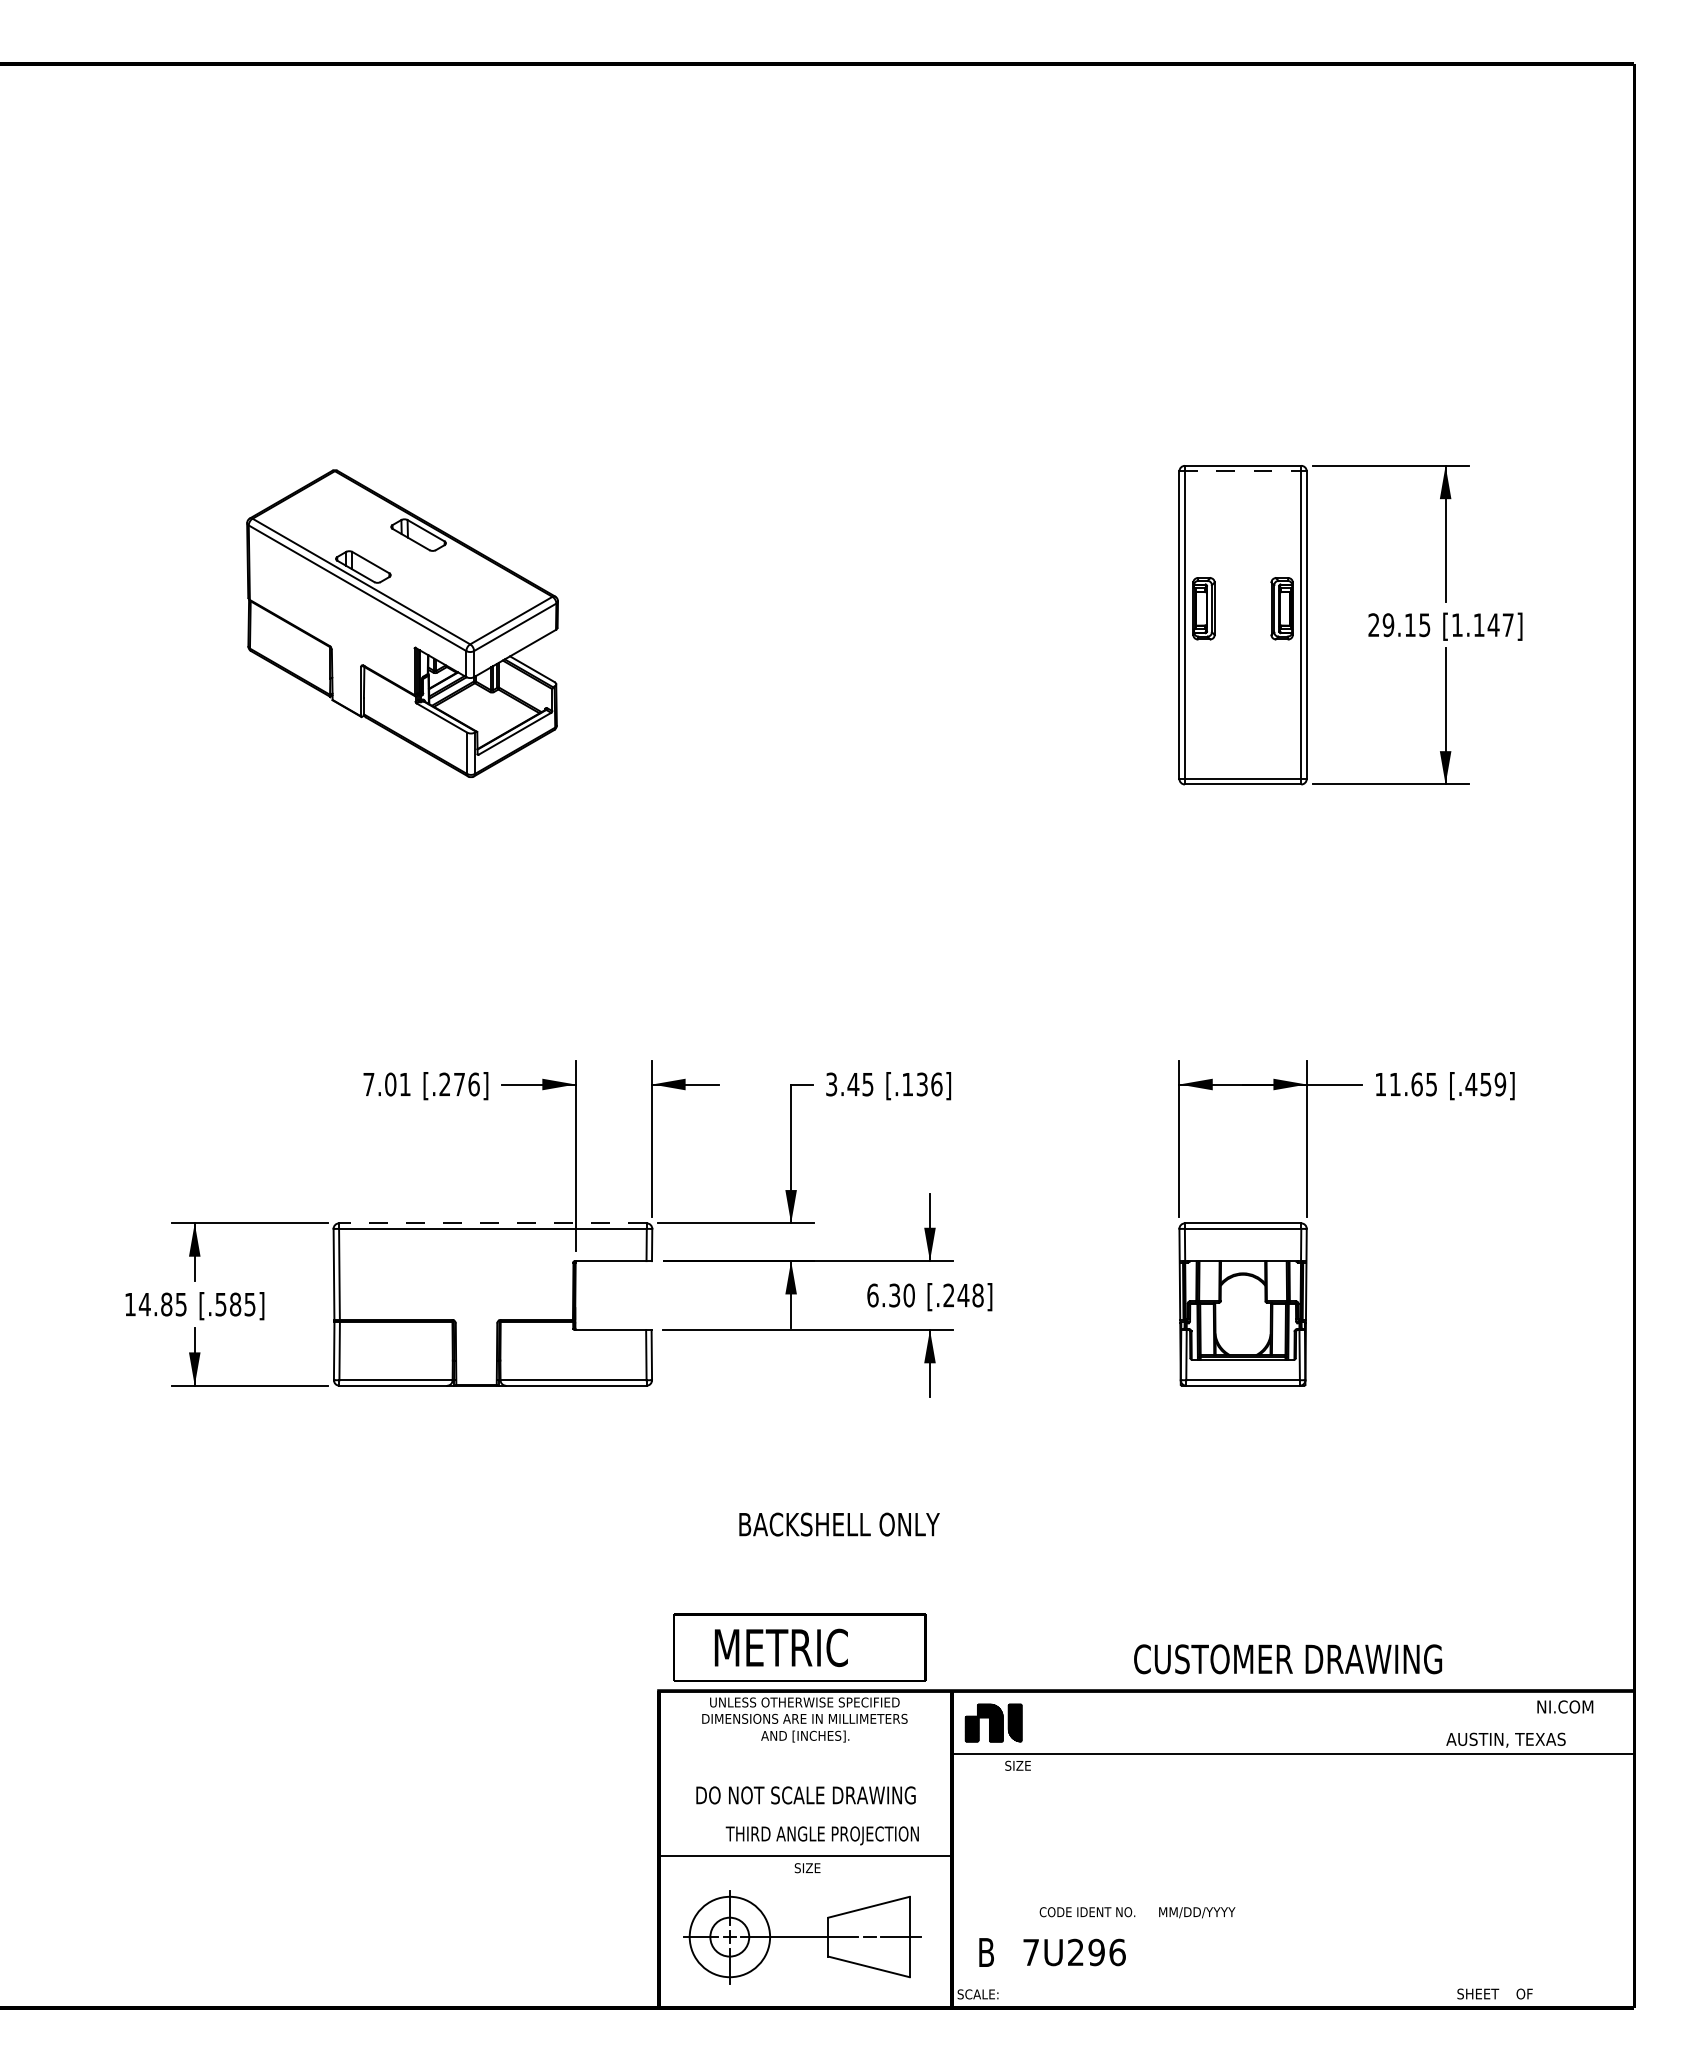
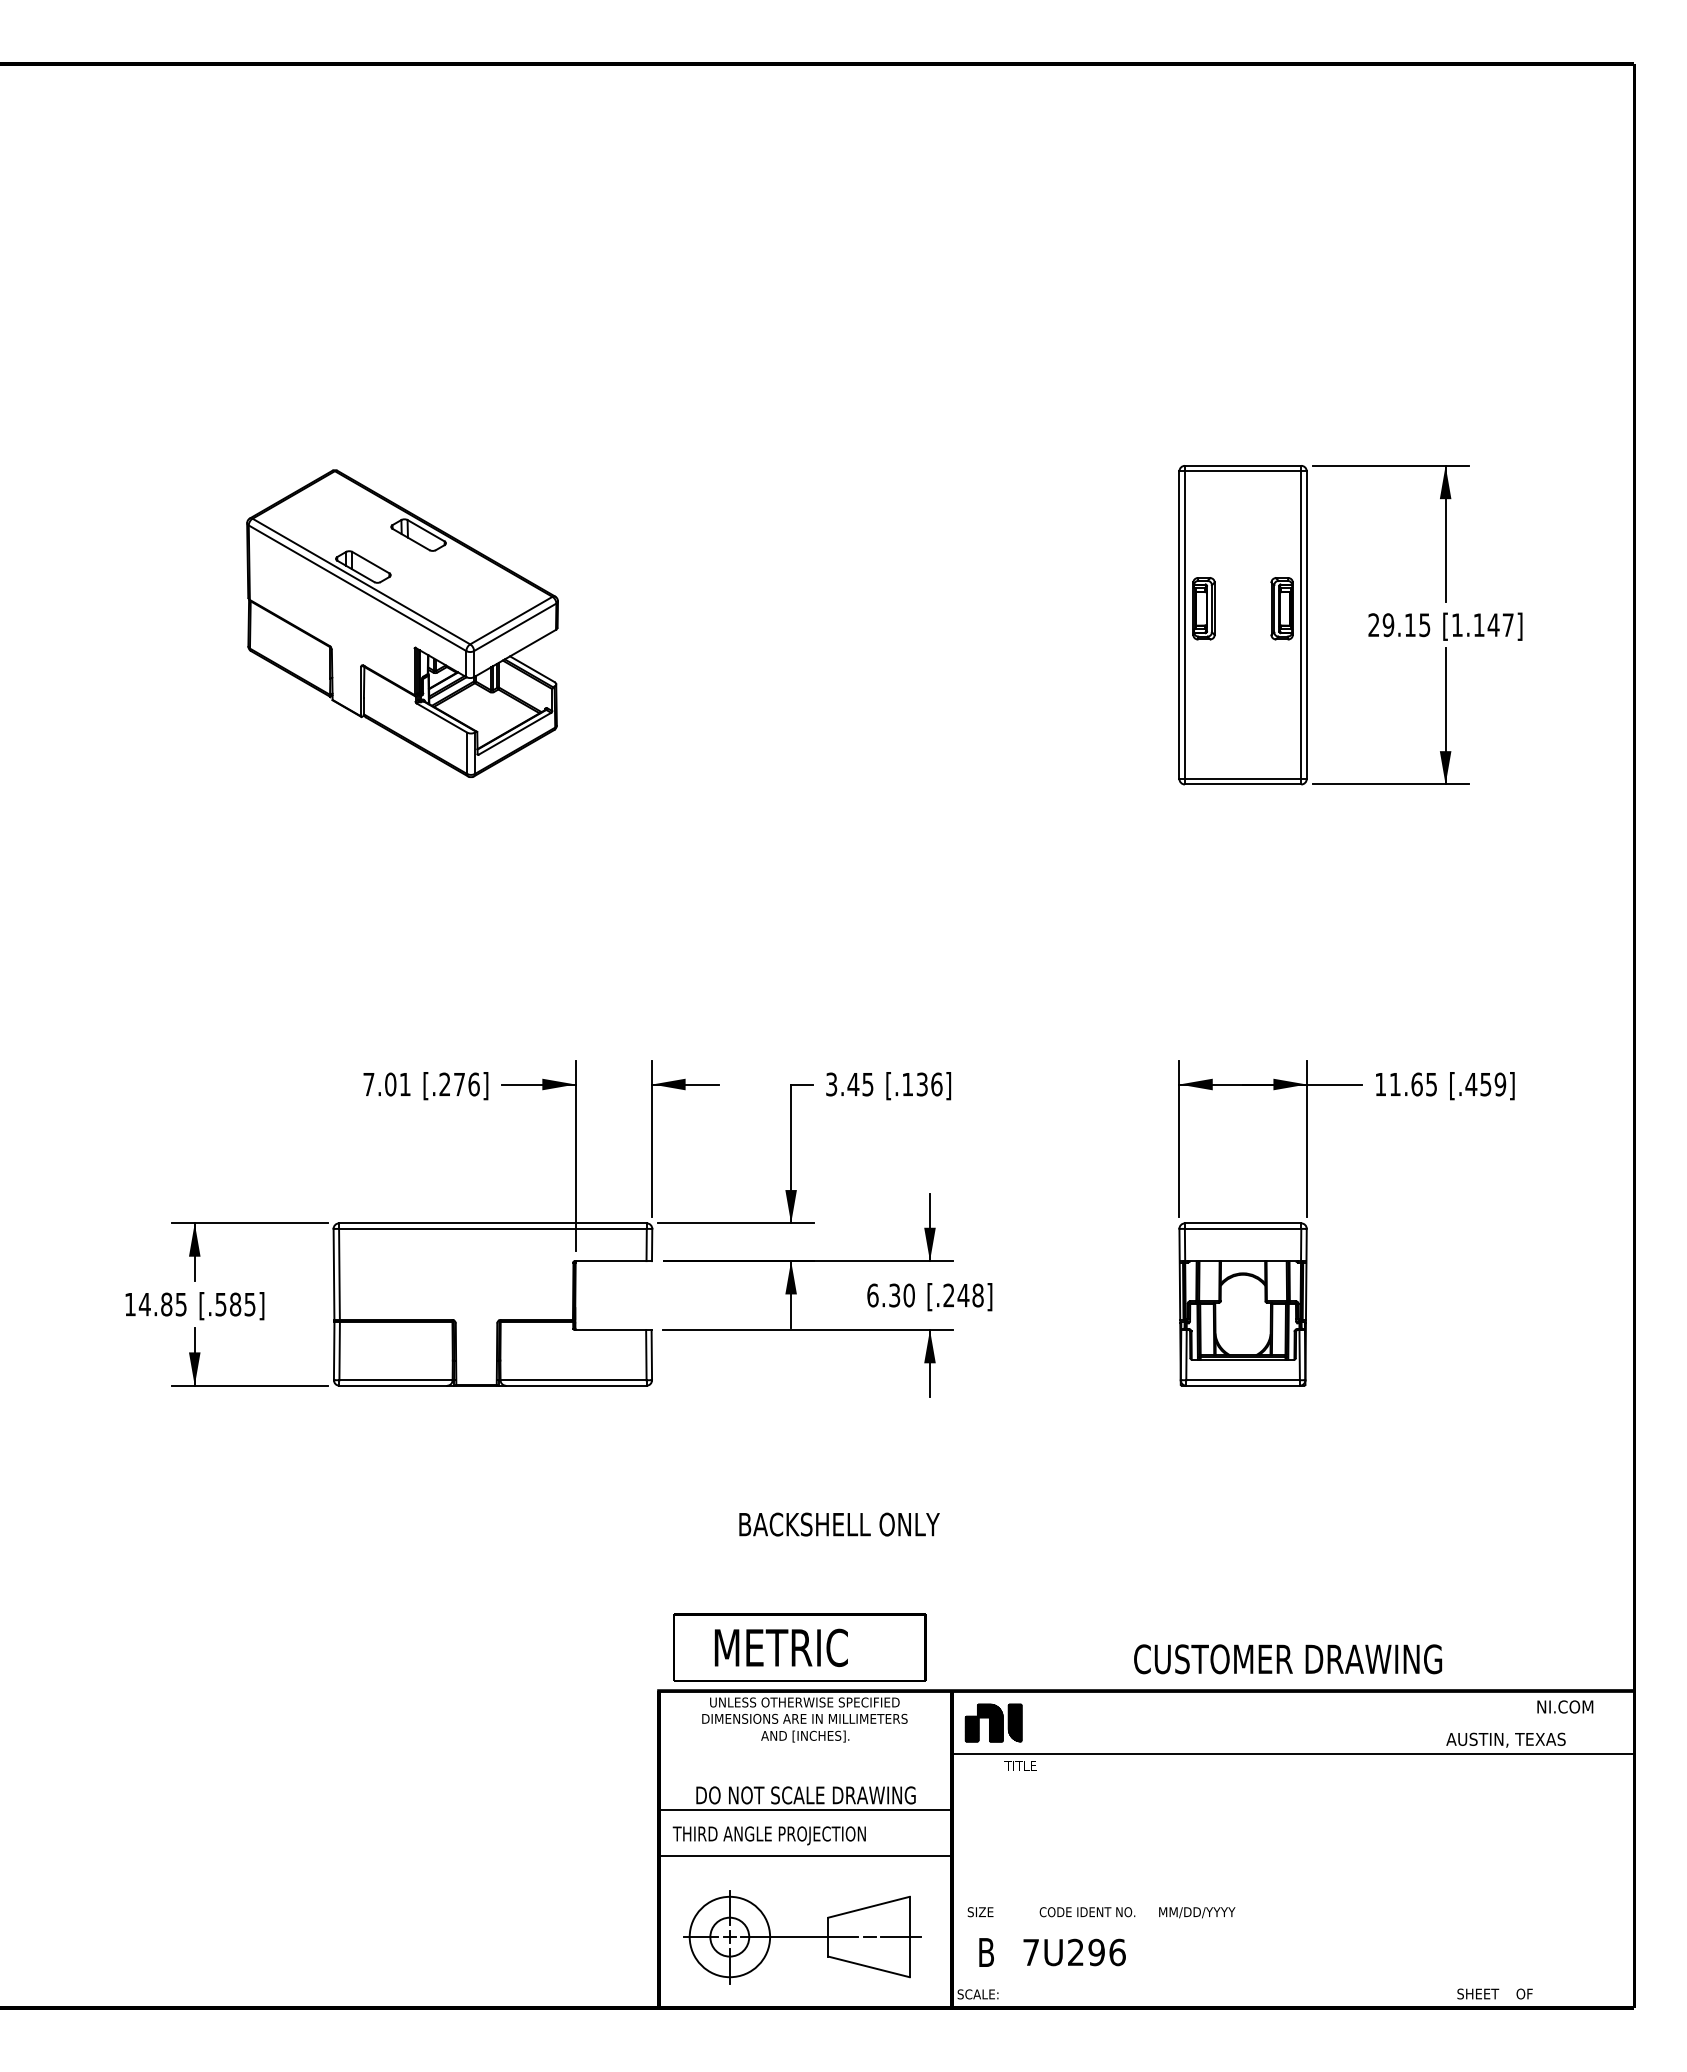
line: dashed -> solid (1243, 471)
line: dashed -> solid (492, 1223)
text: SIZE -> TITLE (1020, 1765)
line: none -> present (805, 1810)
text position: (821, 1835) -> (768, 1835) (768, 1835)
text position: (807, 1868) -> (980, 1912) (980, 1912)
